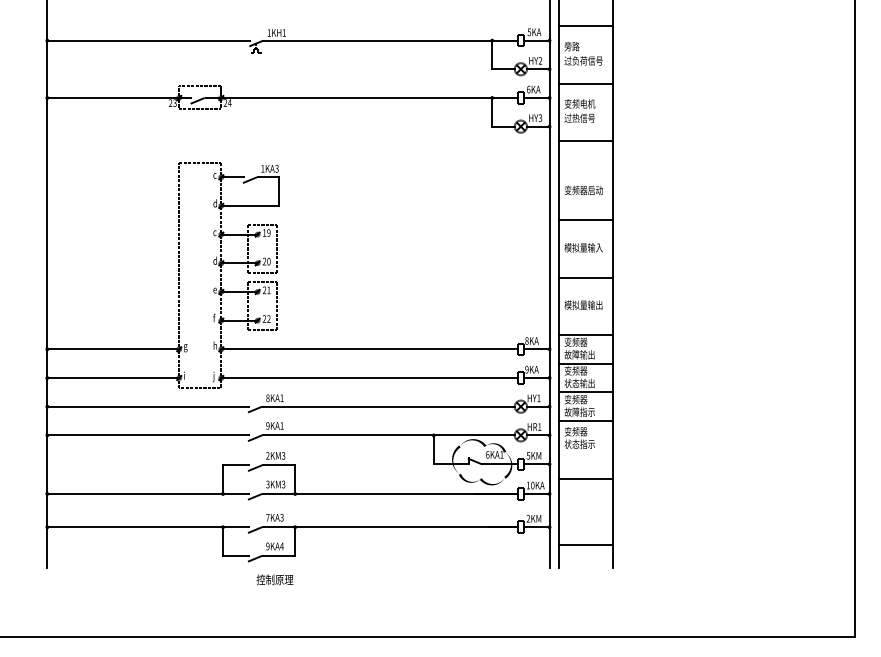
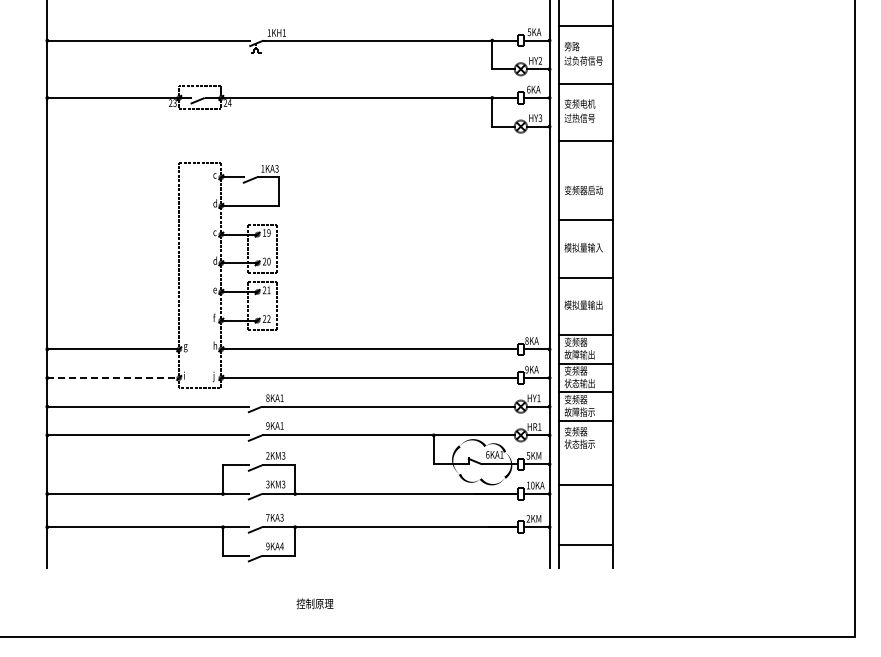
line: solid -> dashed (112, 378)
line position: (585, 479) -> (585, 485) (585, 485)
text position: (274, 579) -> (314, 603) (314, 603)
